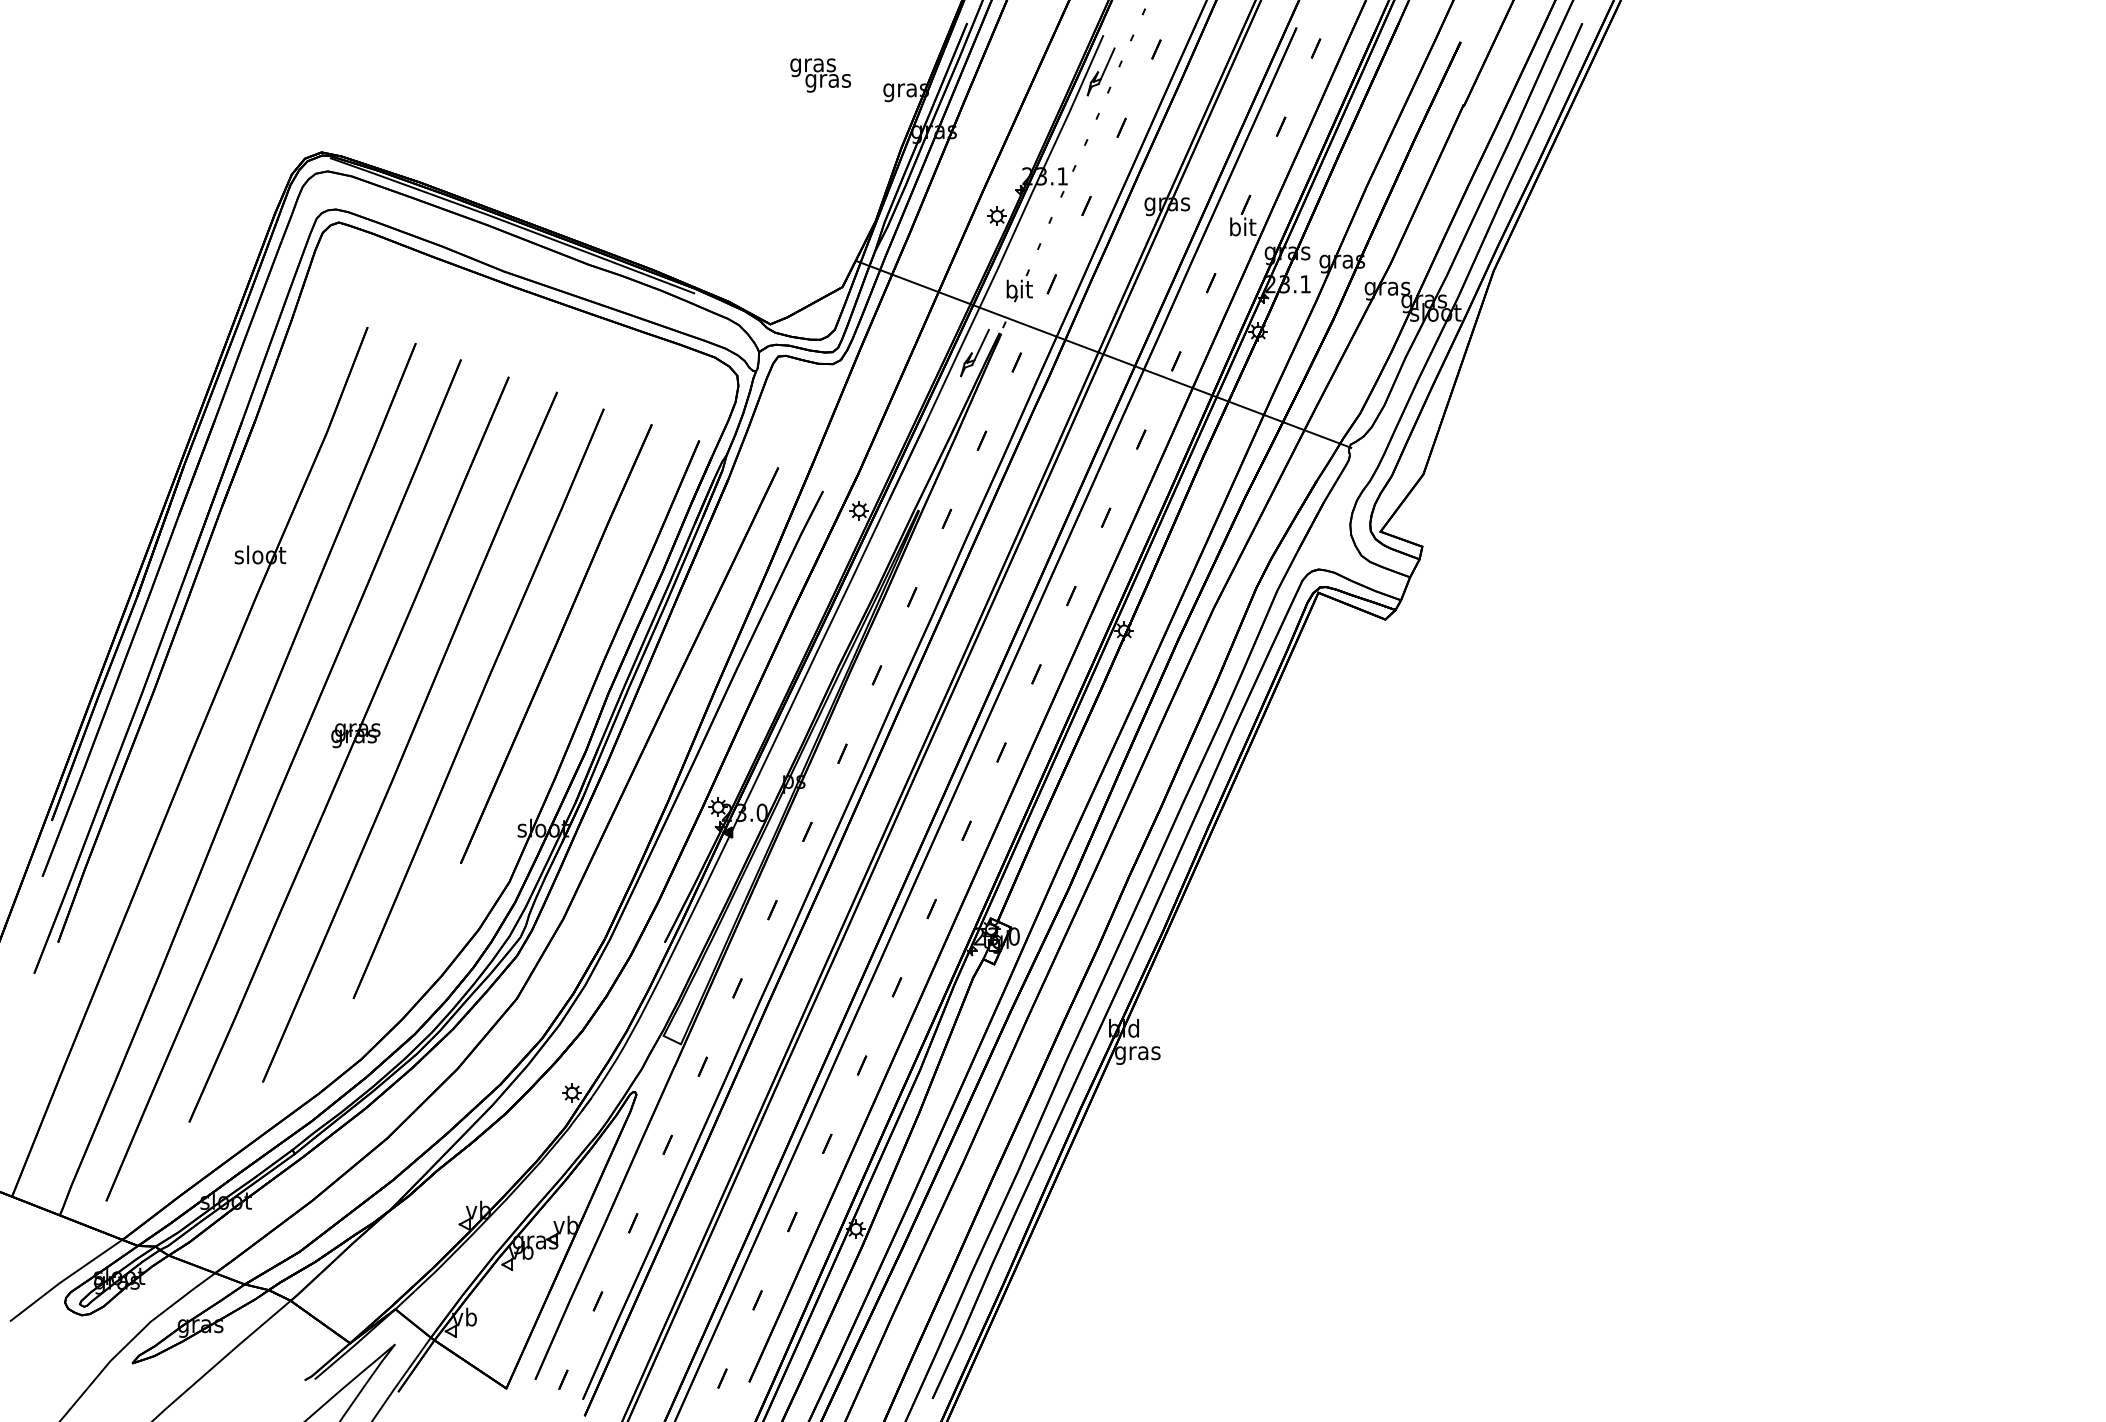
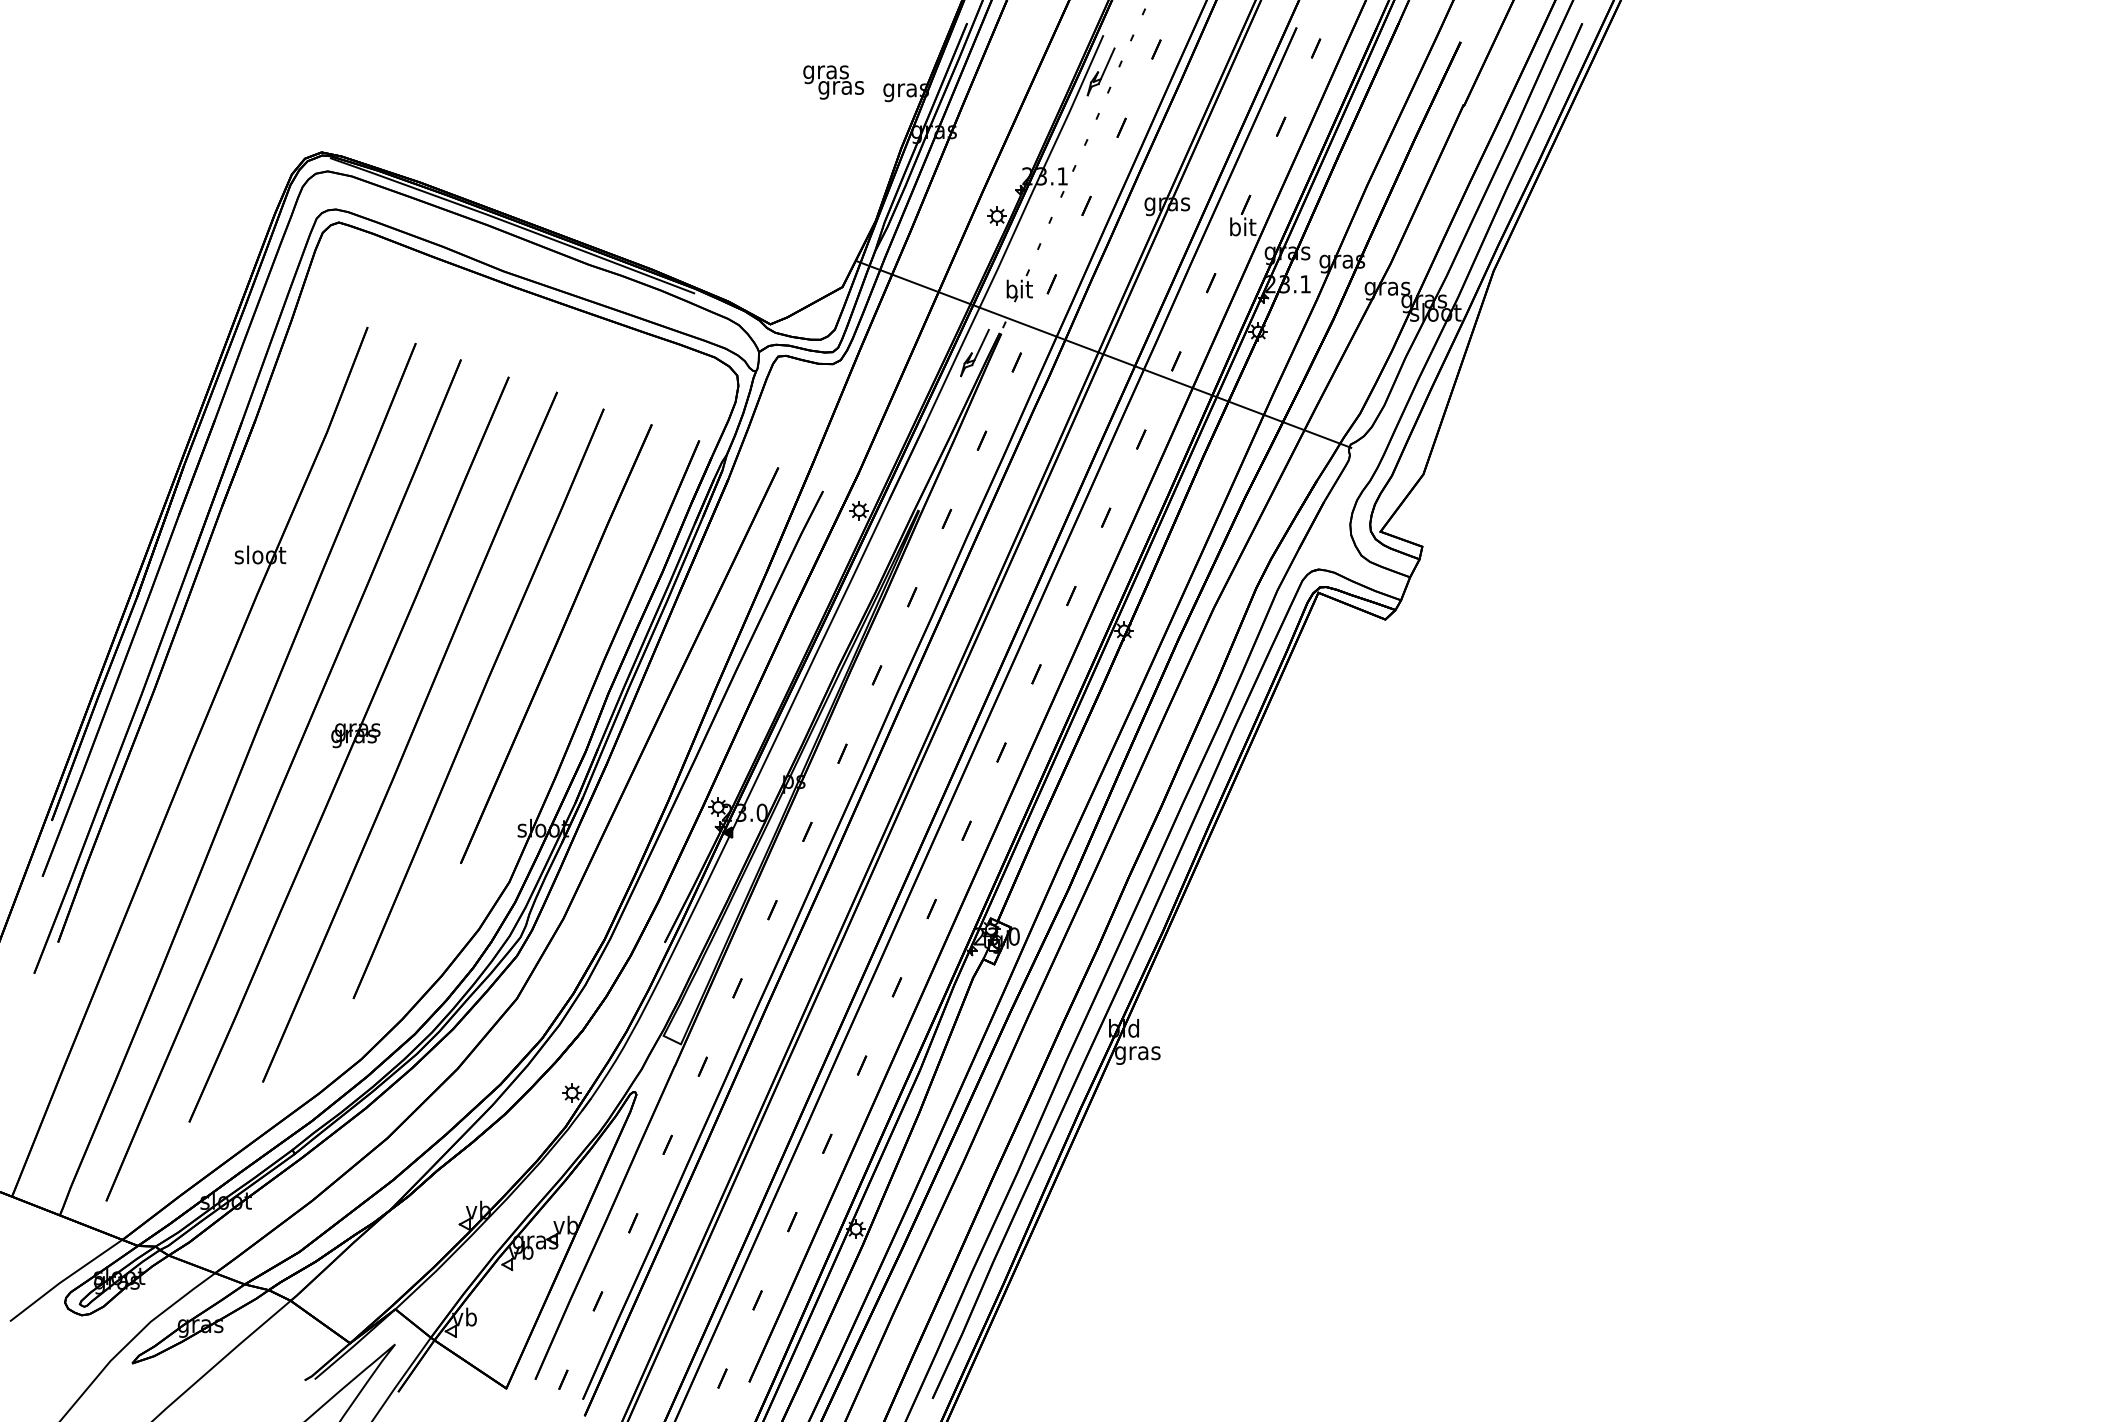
text position: (820, 75) -> (833, 82) (833, 82)
